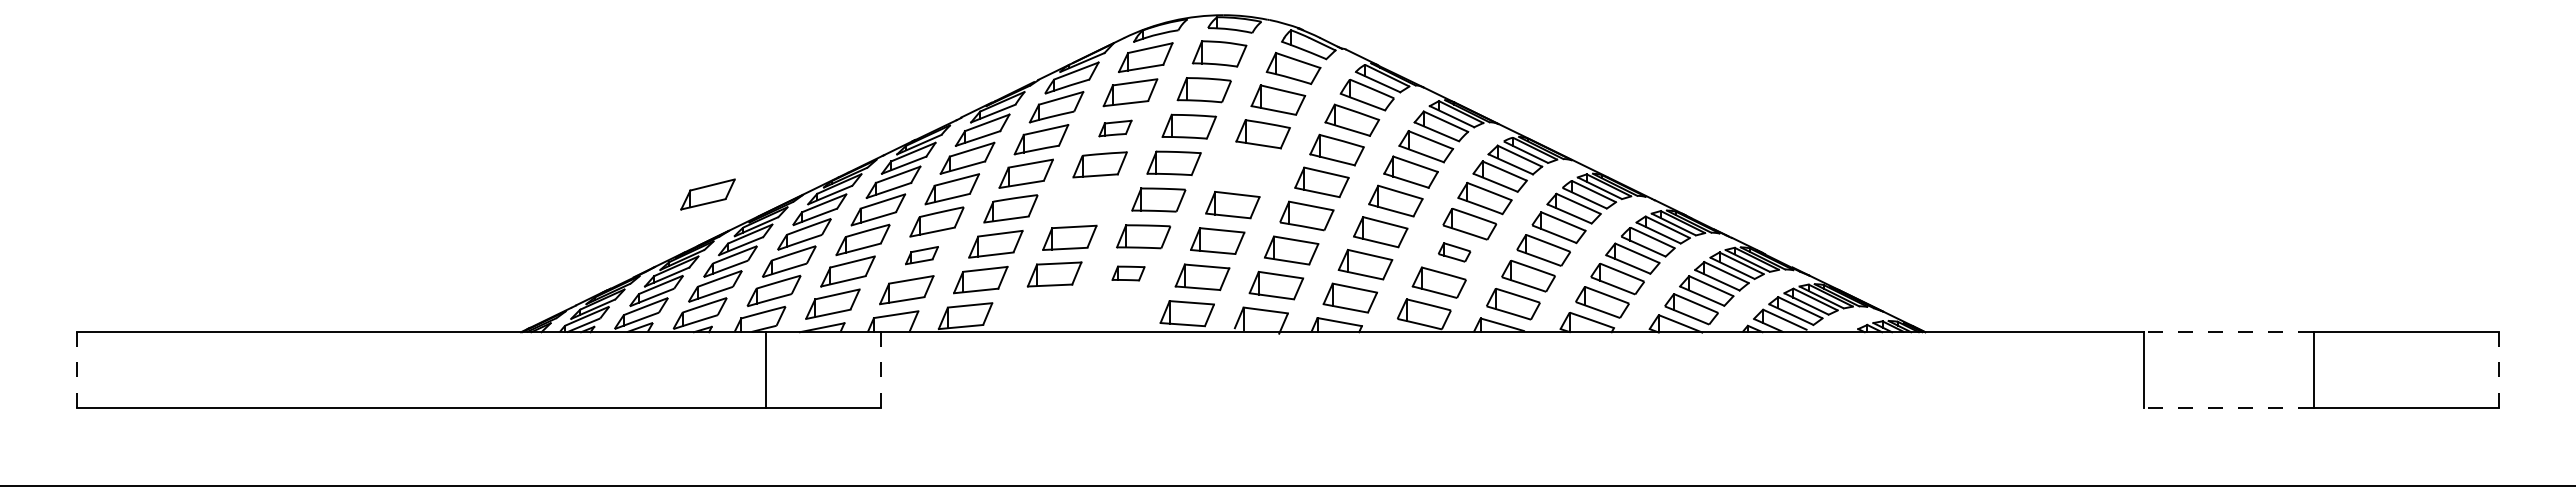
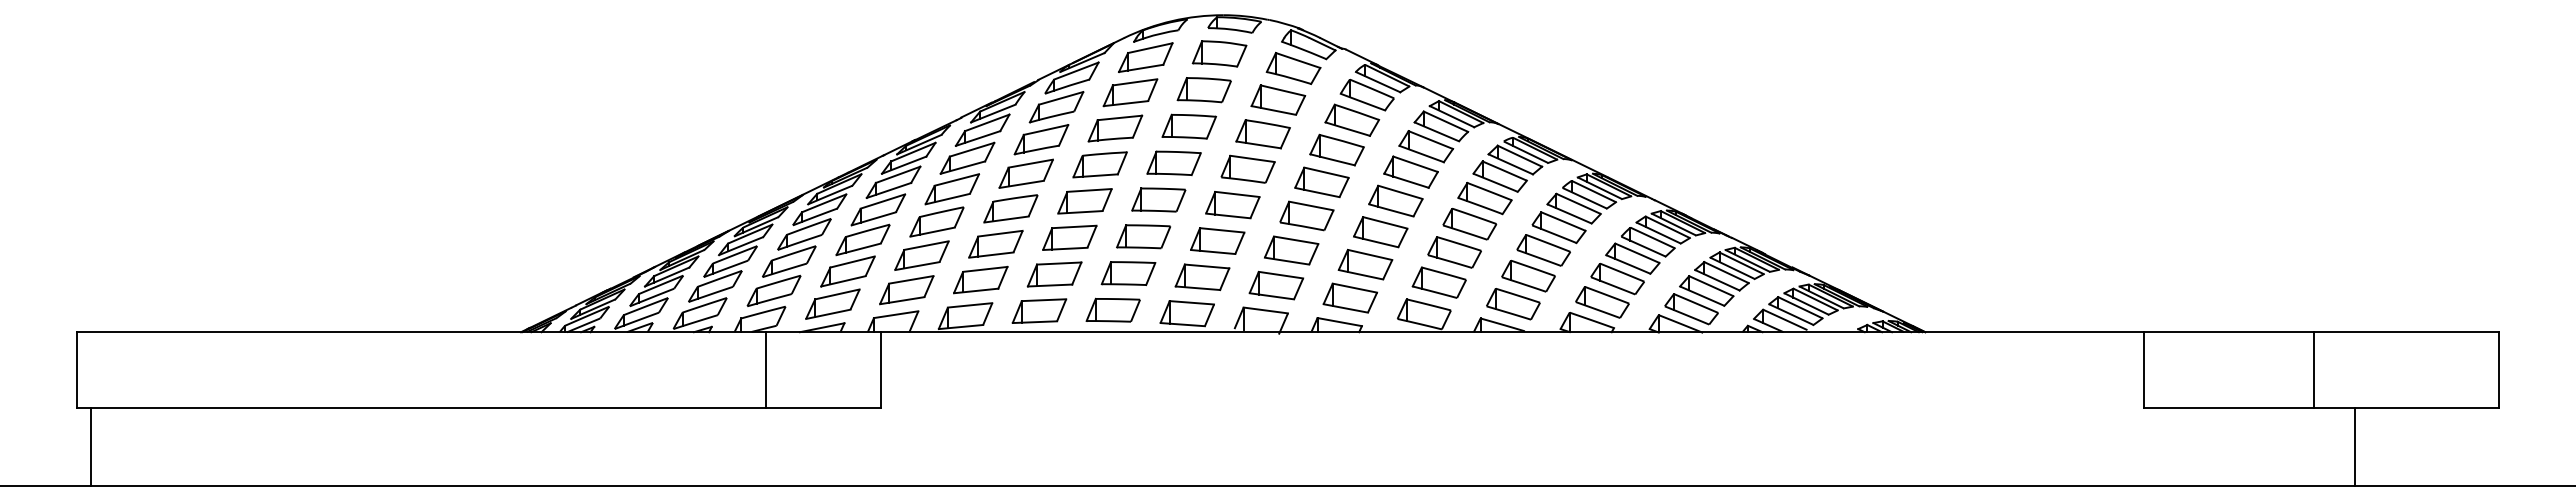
part size: 35x19 px -> 57x29 px (1115, 128)
part: none -> present (1247, 168)
part: present -> none (707, 194)
part: none -> present (1084, 201)
part size: 34x21 px -> 55x33 px (1454, 252)
part size: 34x20 px -> 56x31 px (921, 255)
part size: 35x17 px -> 57x25 px (1128, 273)
part: none -> present (1112, 309)
part: none -> present (1039, 310)
line: dashed -> solid (2228, 332)
line: dashed -> solid (77, 369)
line: dashed -> solid (880, 369)
line: dashed -> solid (2498, 369)
line: dashed -> solid (2228, 407)
line: none -> present (91, 446)
line: none -> present (2355, 446)
